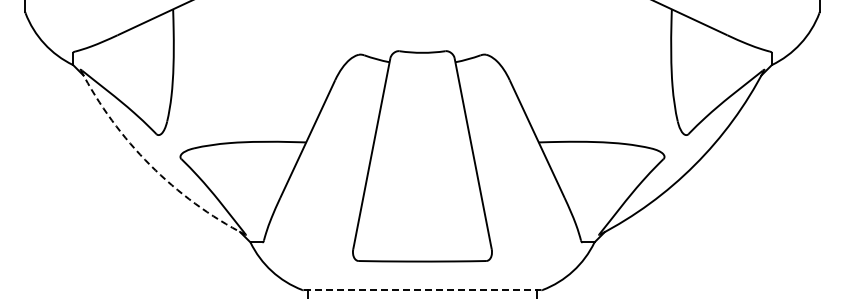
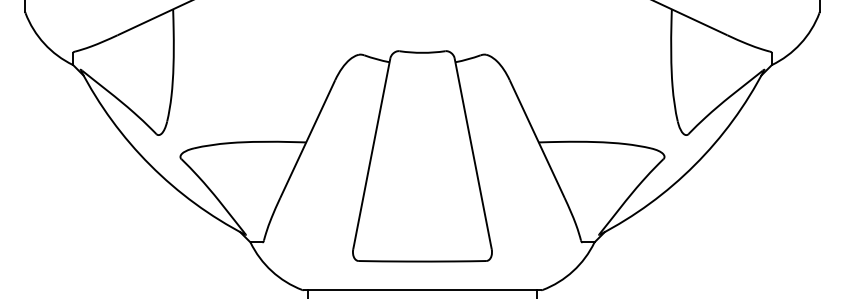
arc: dashed -> solid (150, 165)
line: dashed -> solid (422, 290)
